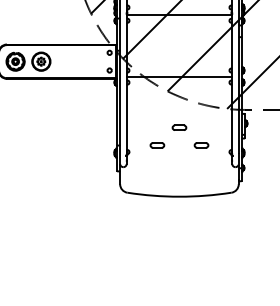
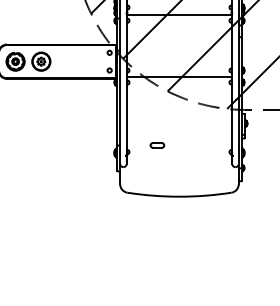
part: present -> none (179, 127)
part: present -> none (201, 145)
